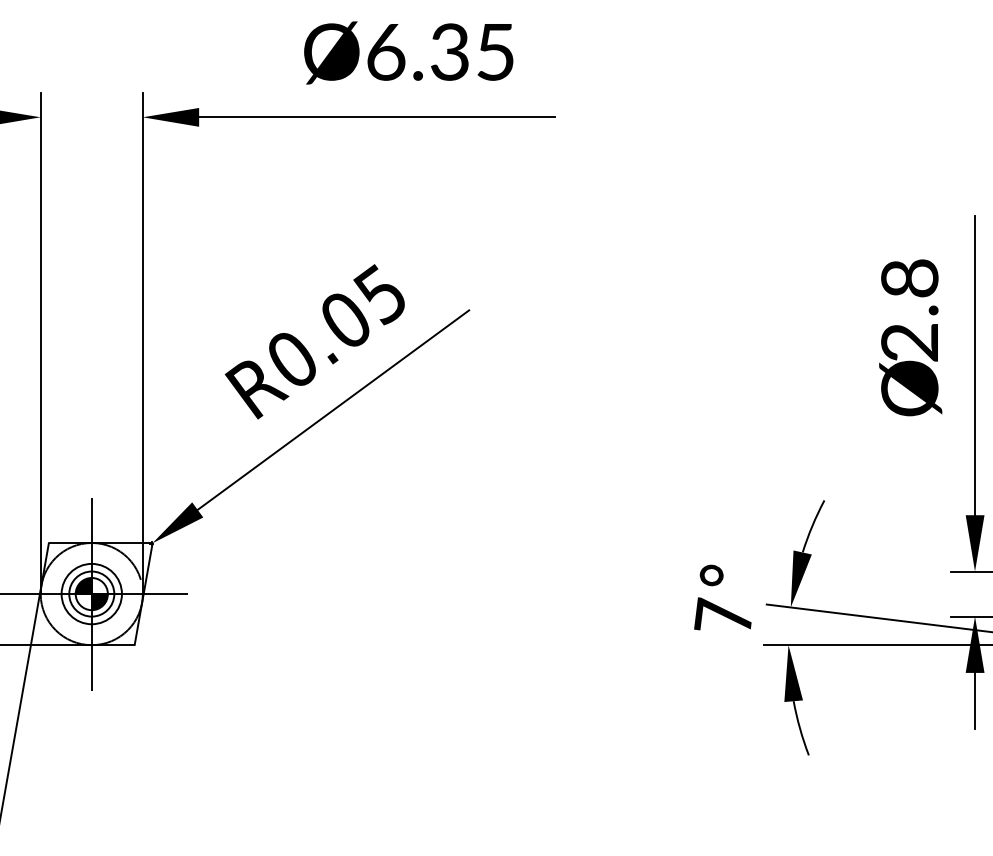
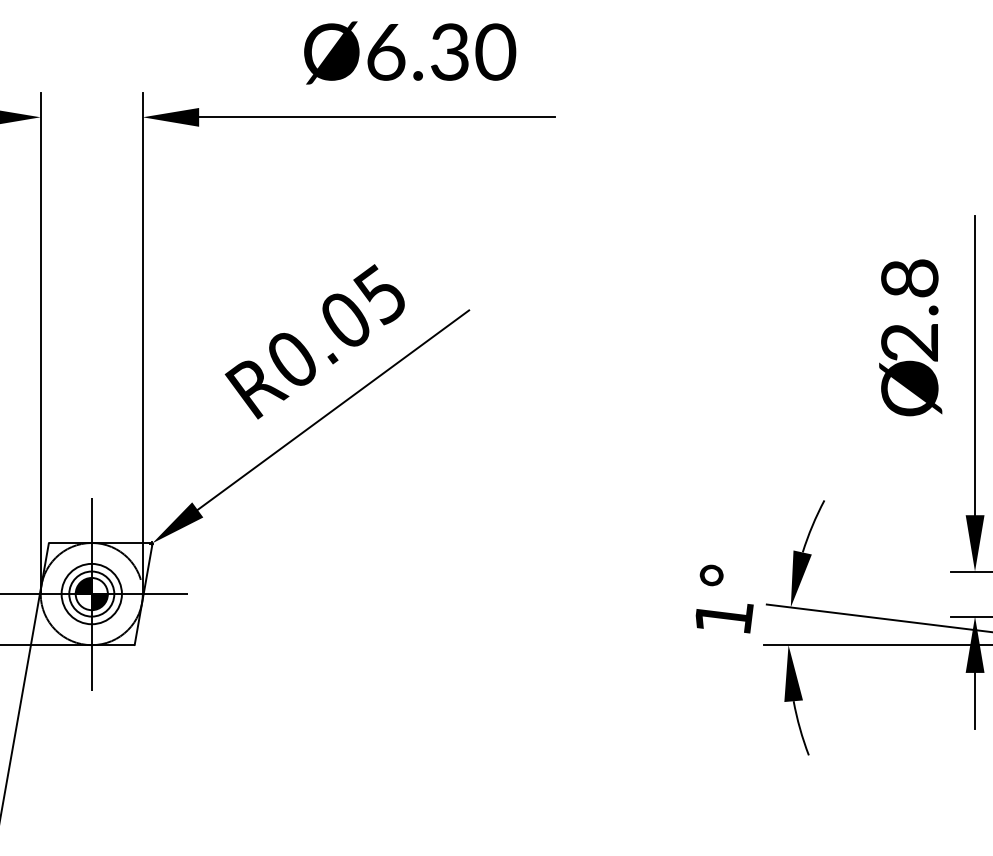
text: Ø6.35 -> Ø6.30 (495, 51)
text: 7° -> 1° (723, 615)
